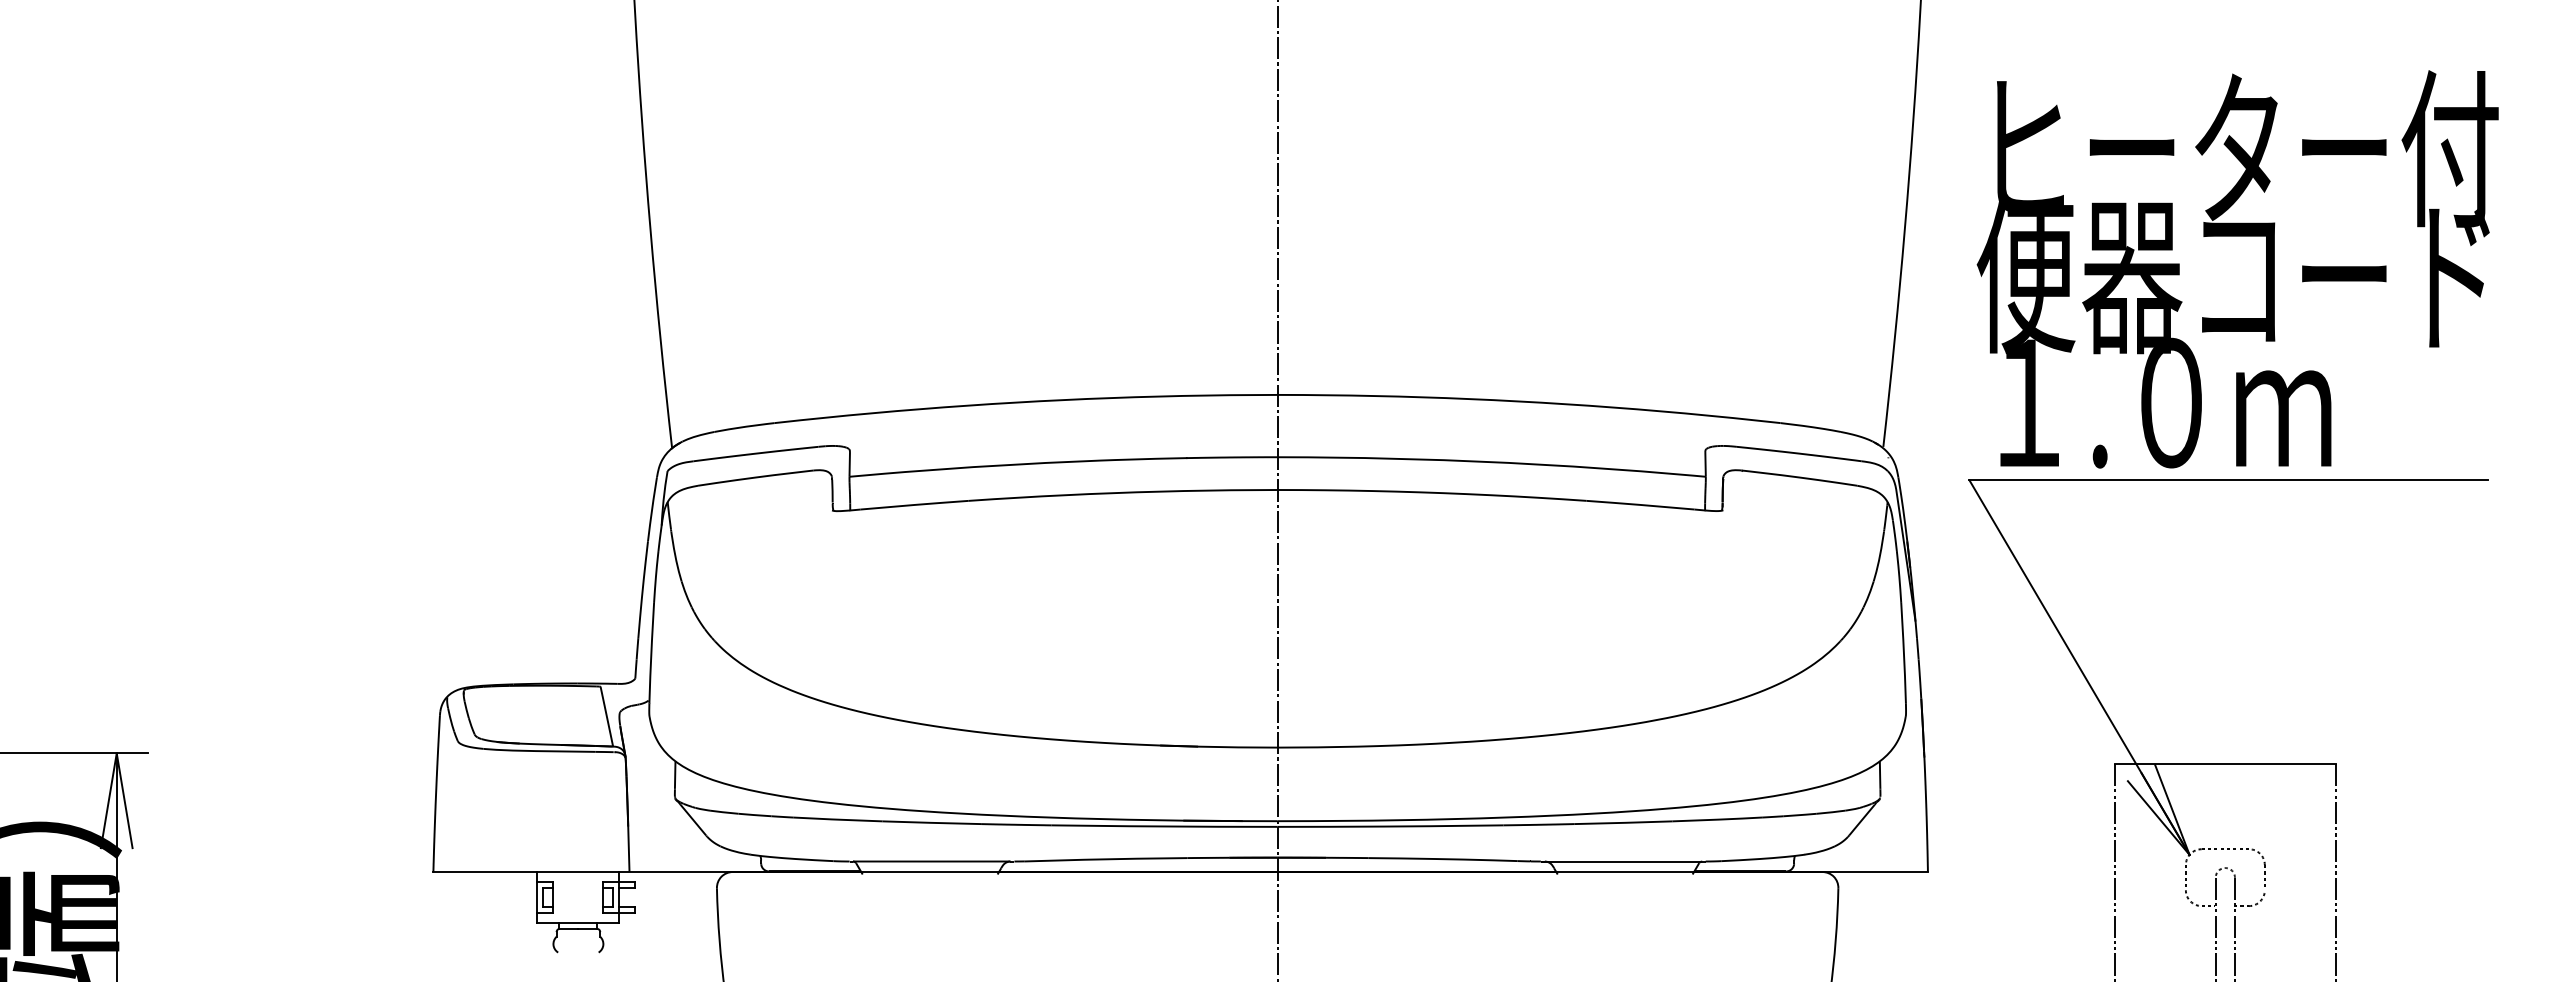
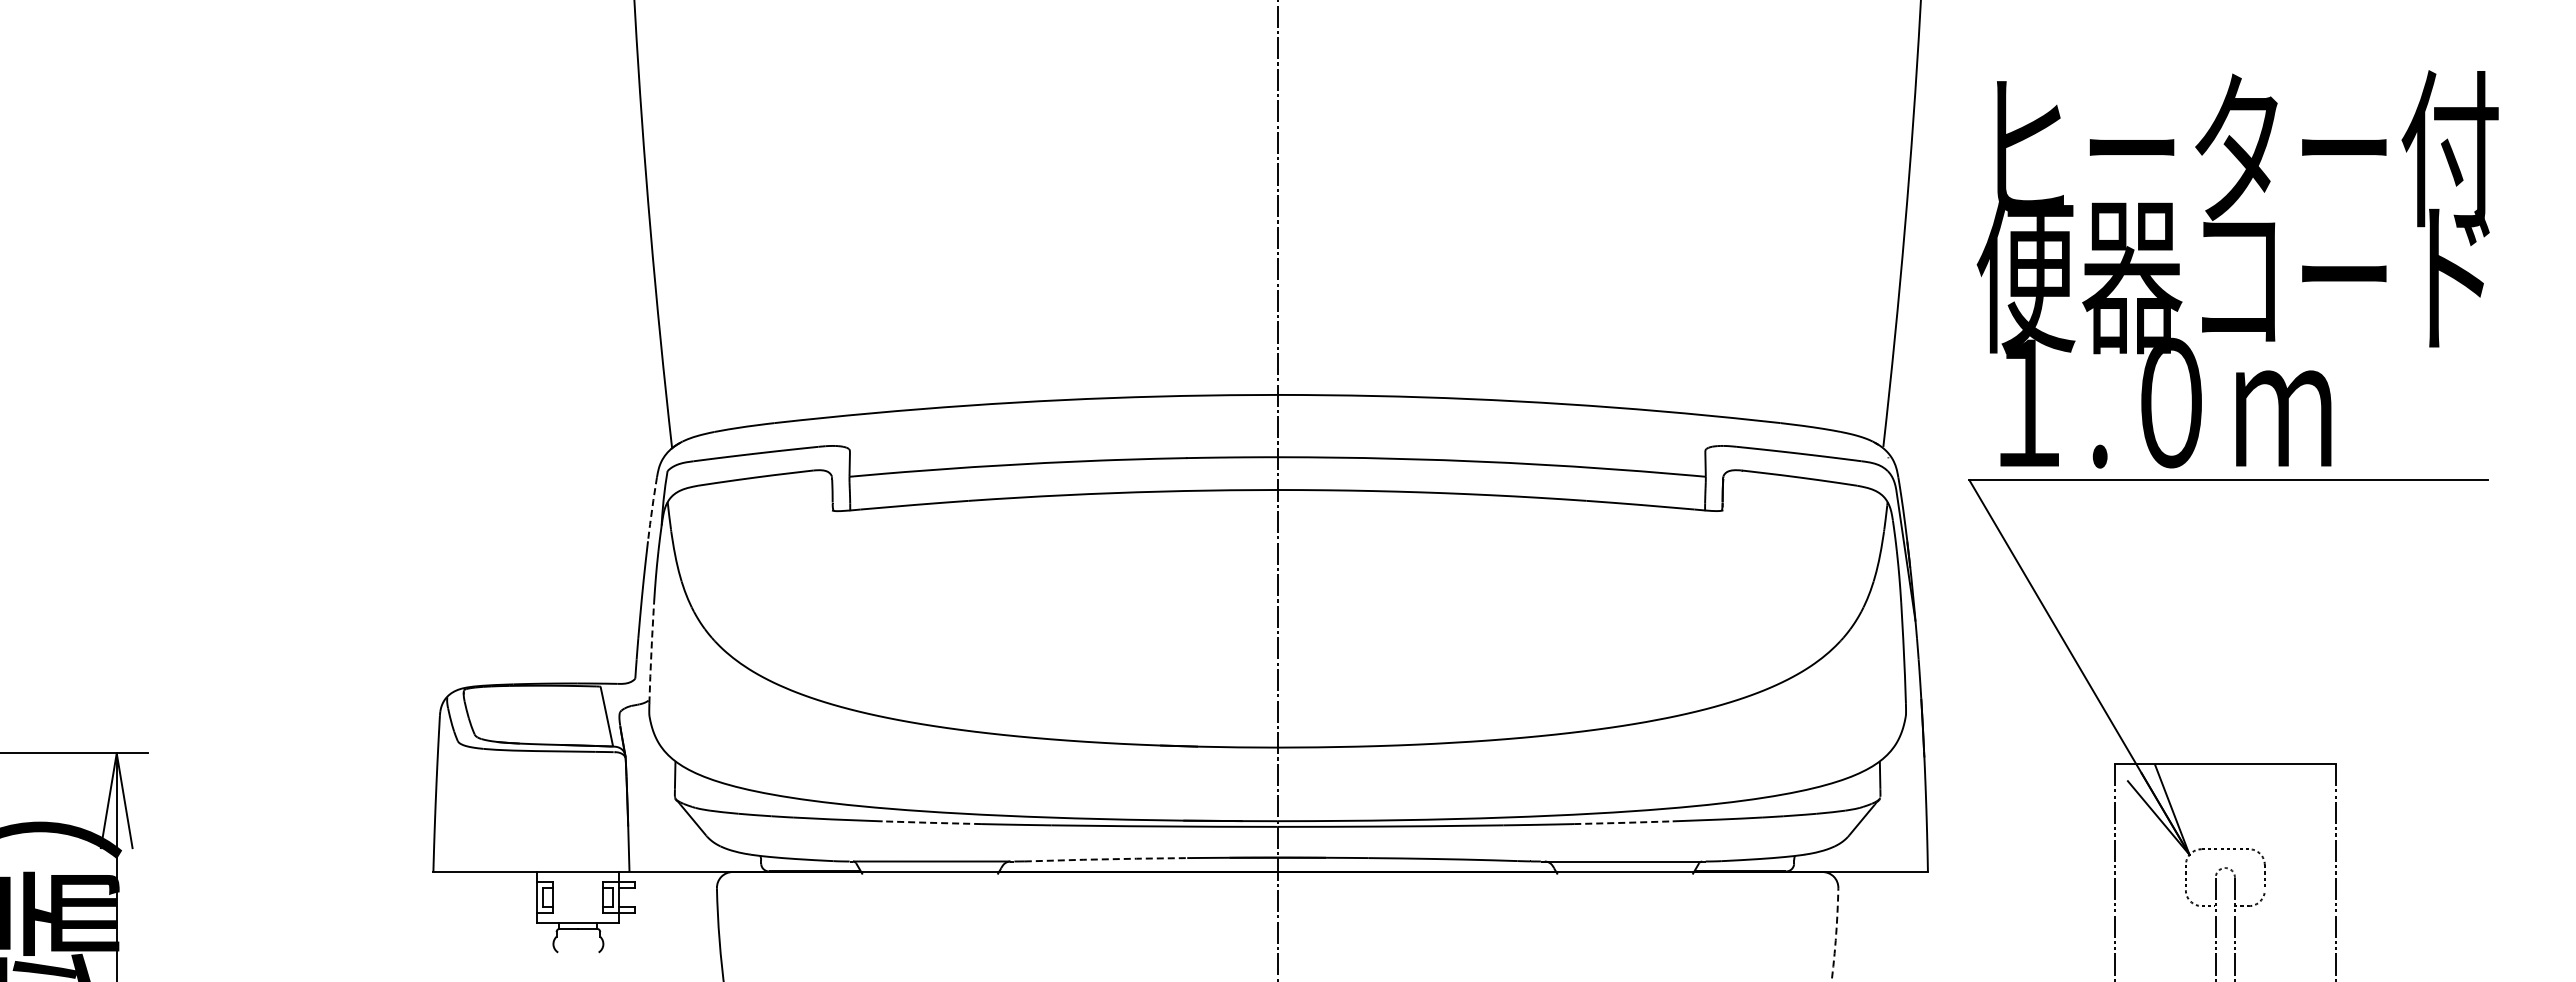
line: solid -> dashed (652, 508)
line: solid -> dashed (651, 652)
line: solid -> dashed (930, 822)
line: solid -> dashed (1623, 822)
line: solid -> dashed (1105, 859)
arc: solid -> dashed (1836, 935)
